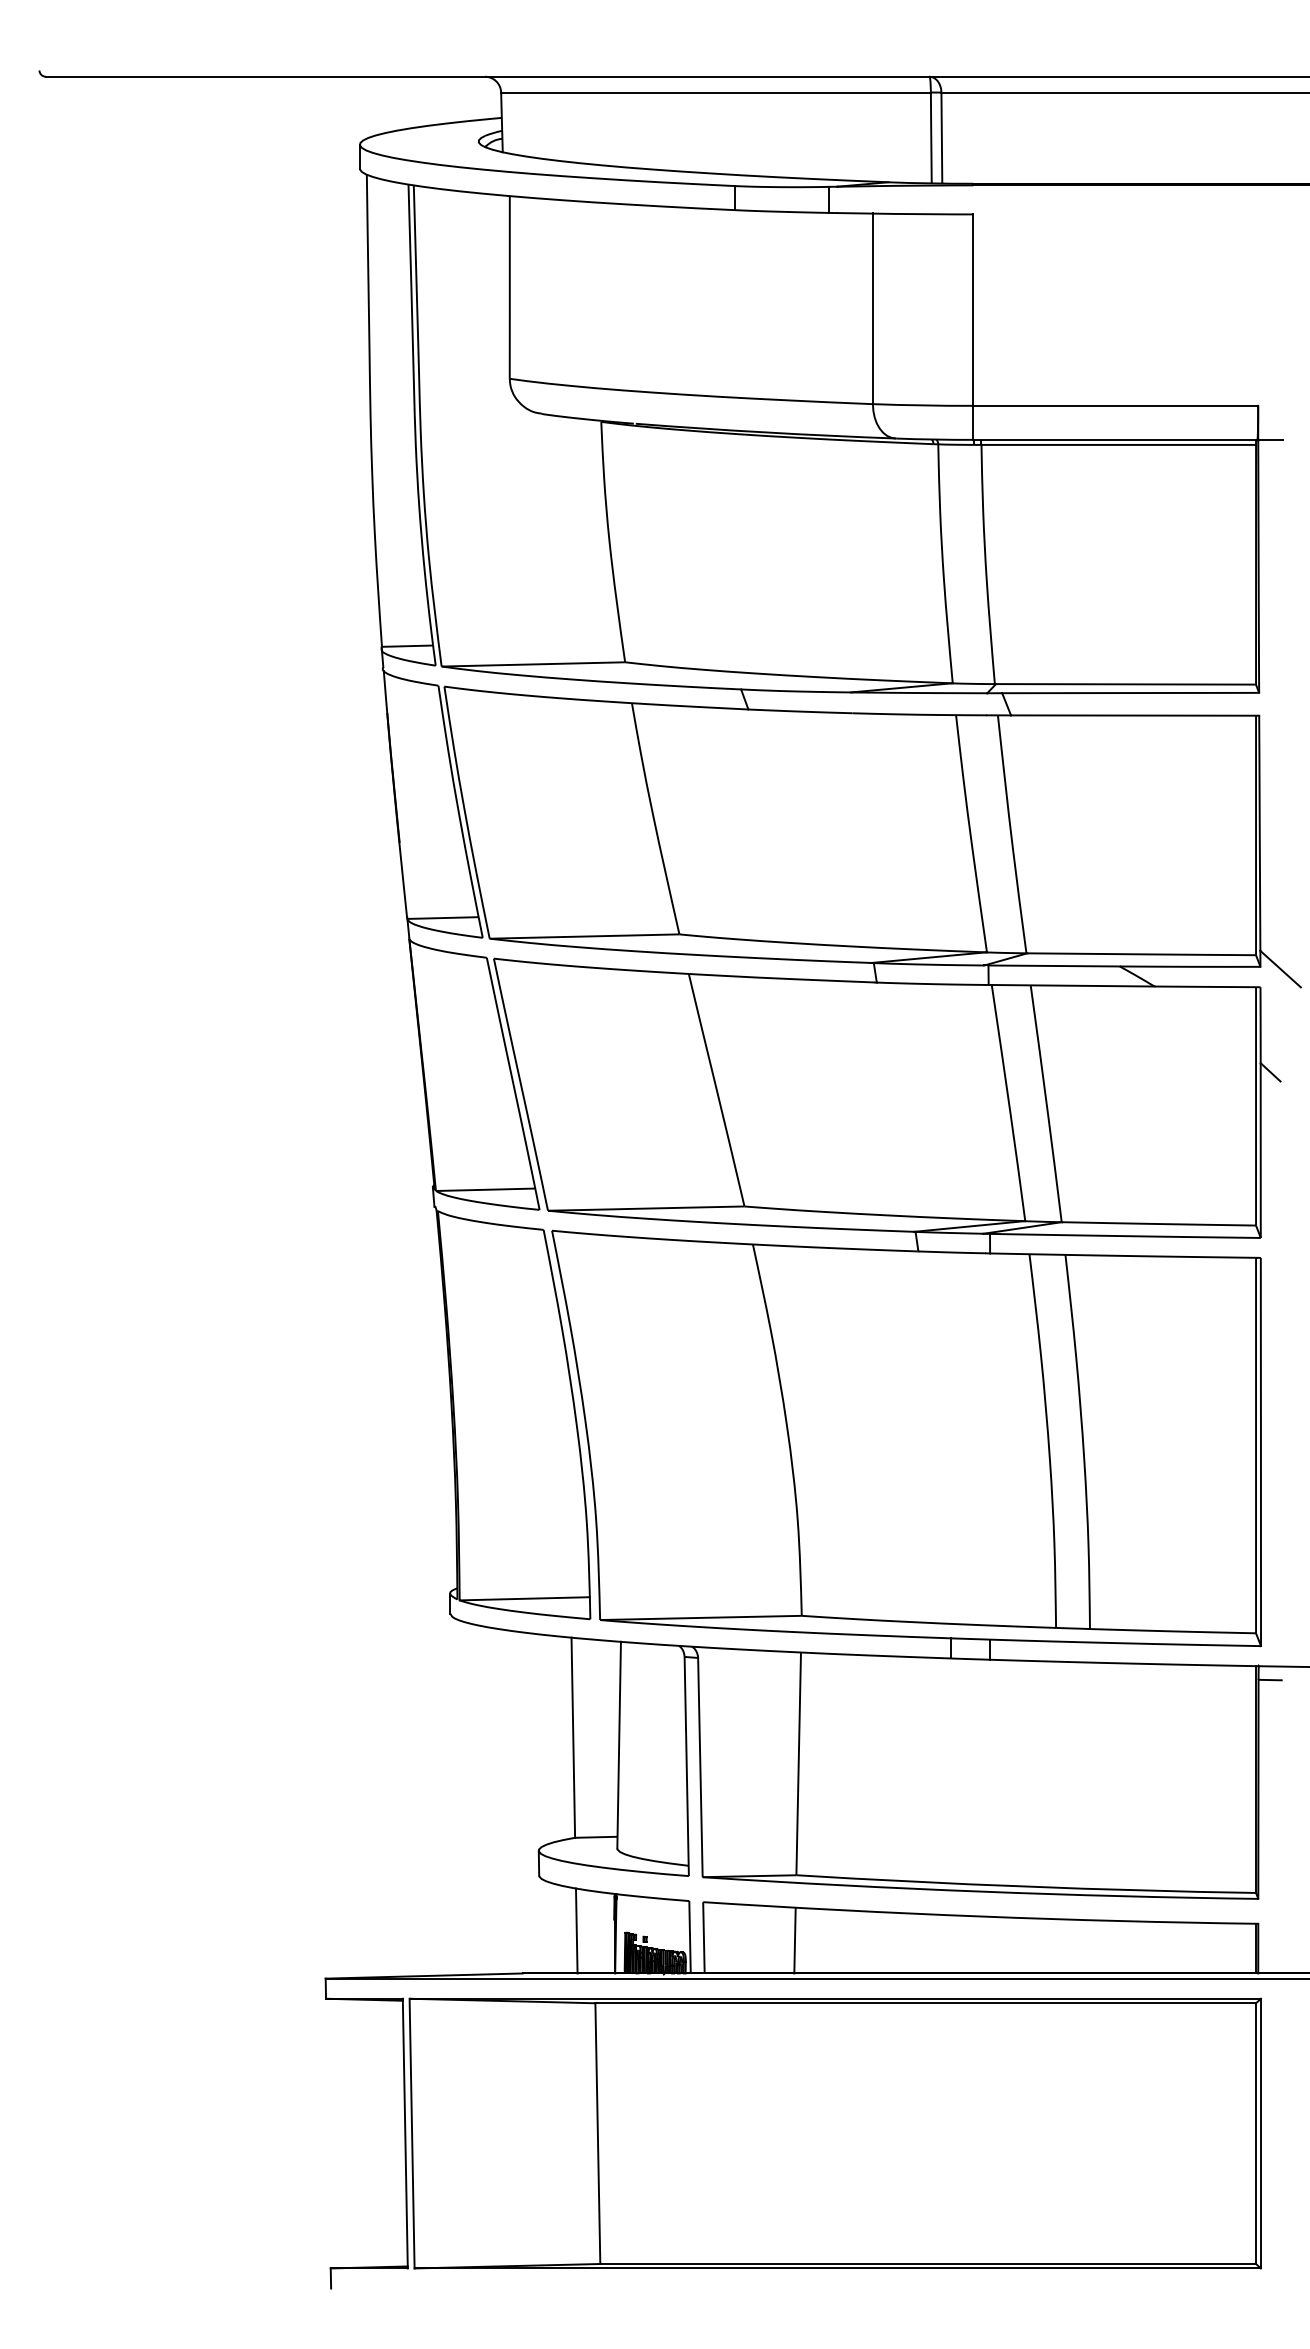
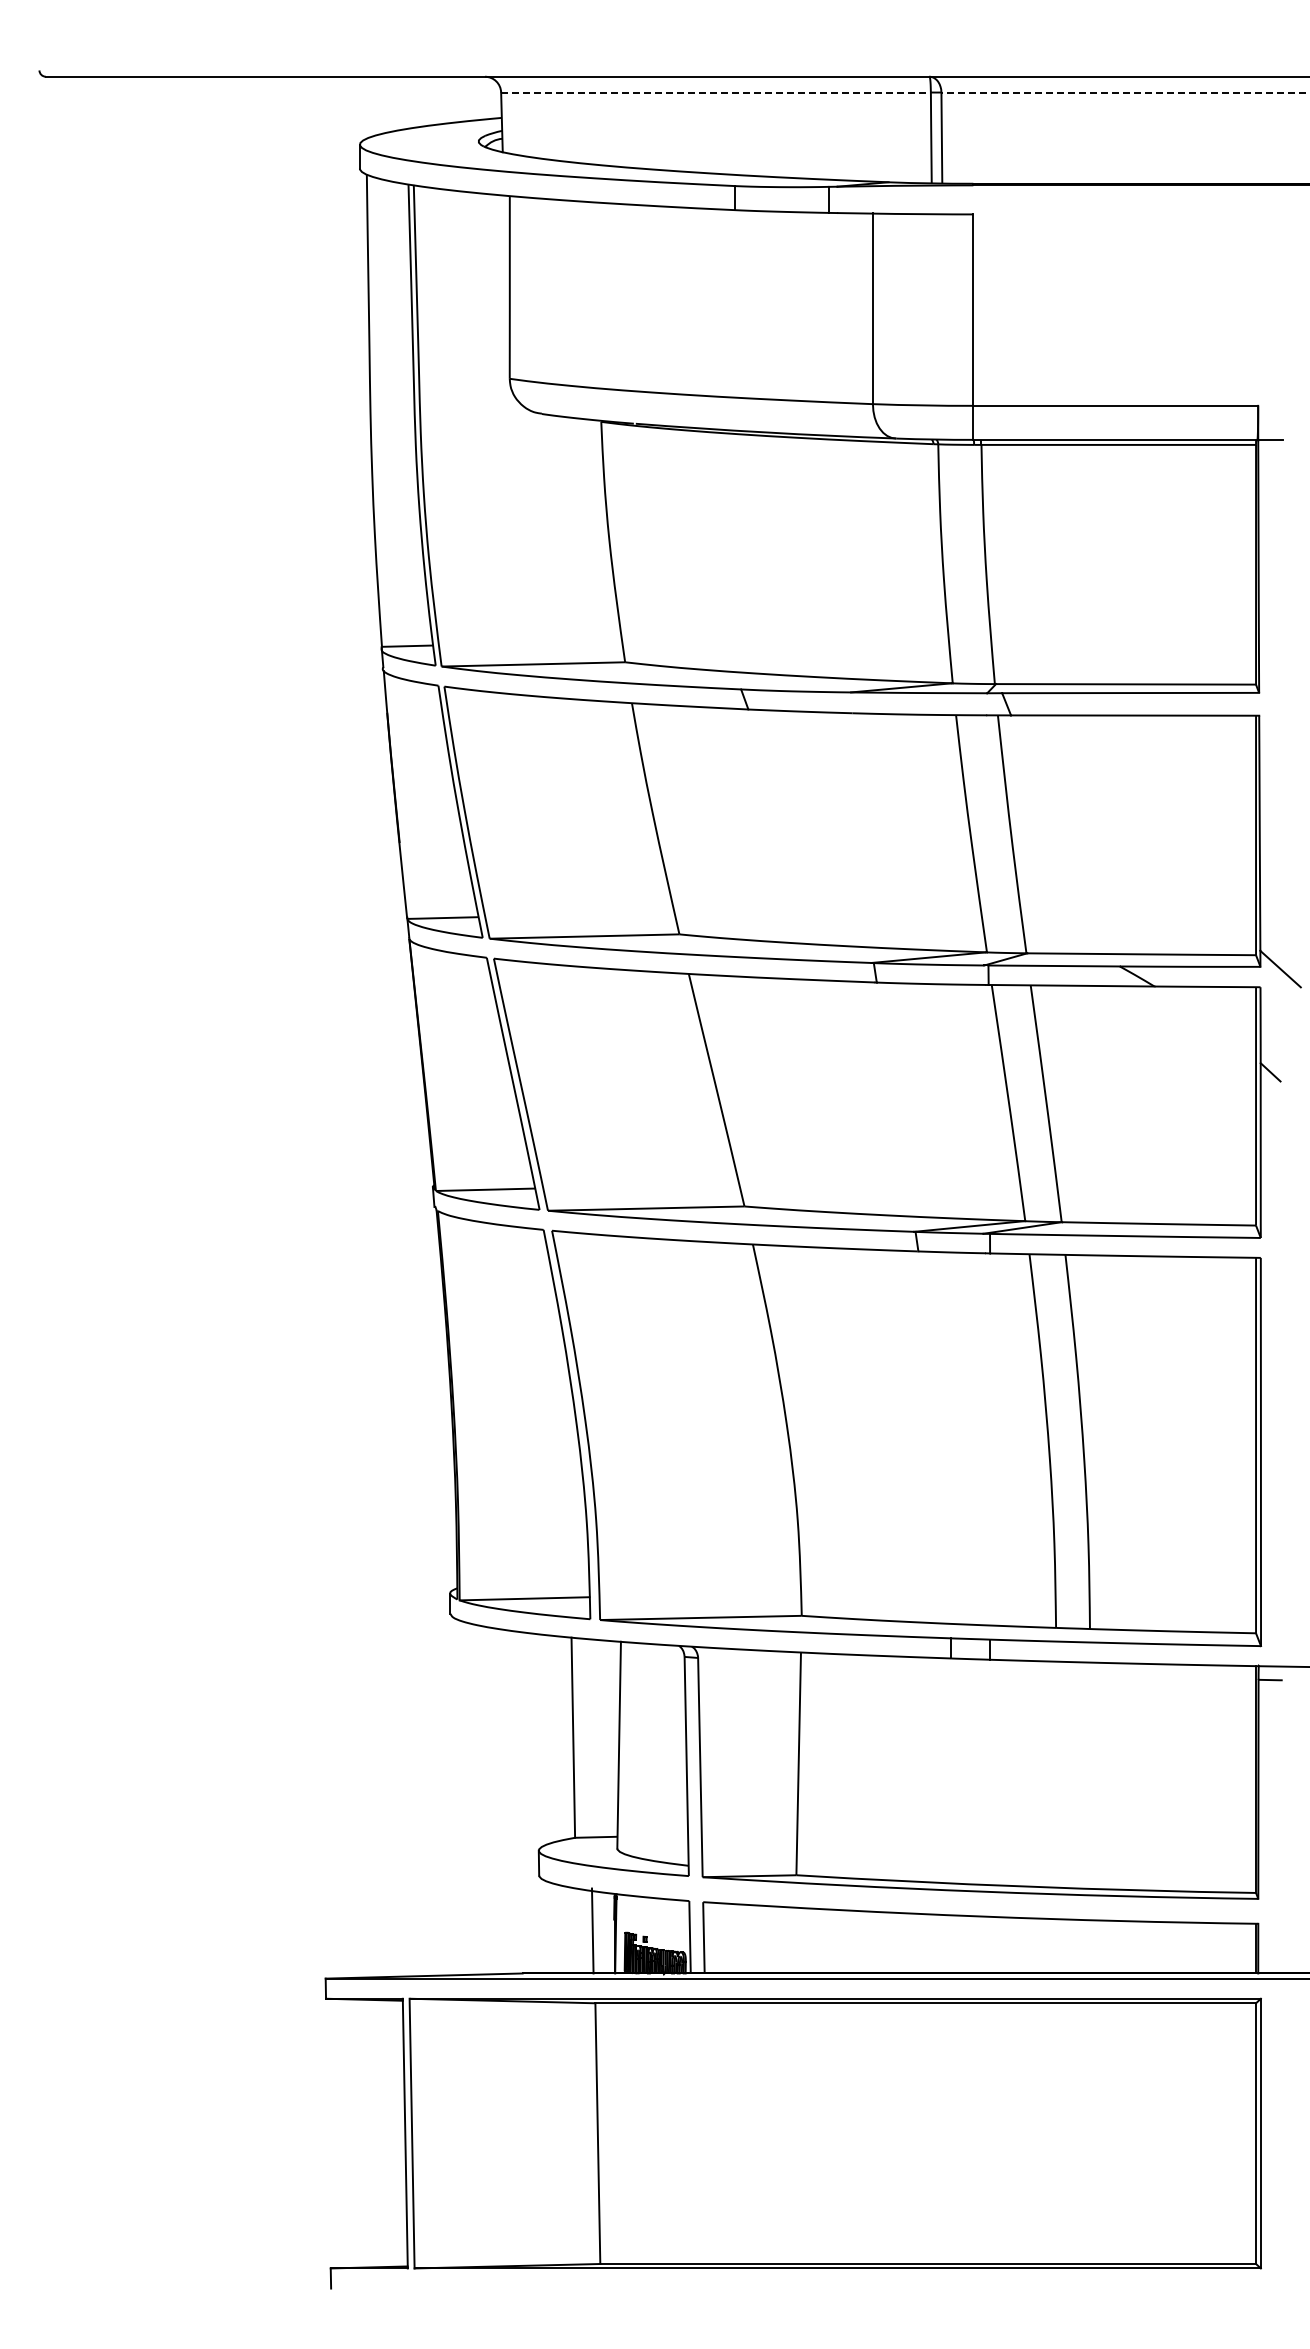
line: solid -> dashed (716, 92)
line: solid -> dashed (1125, 92)
line position: (576, 1930) -> (592, 1930) (592, 1930)
line: present -> none (794, 1940)
